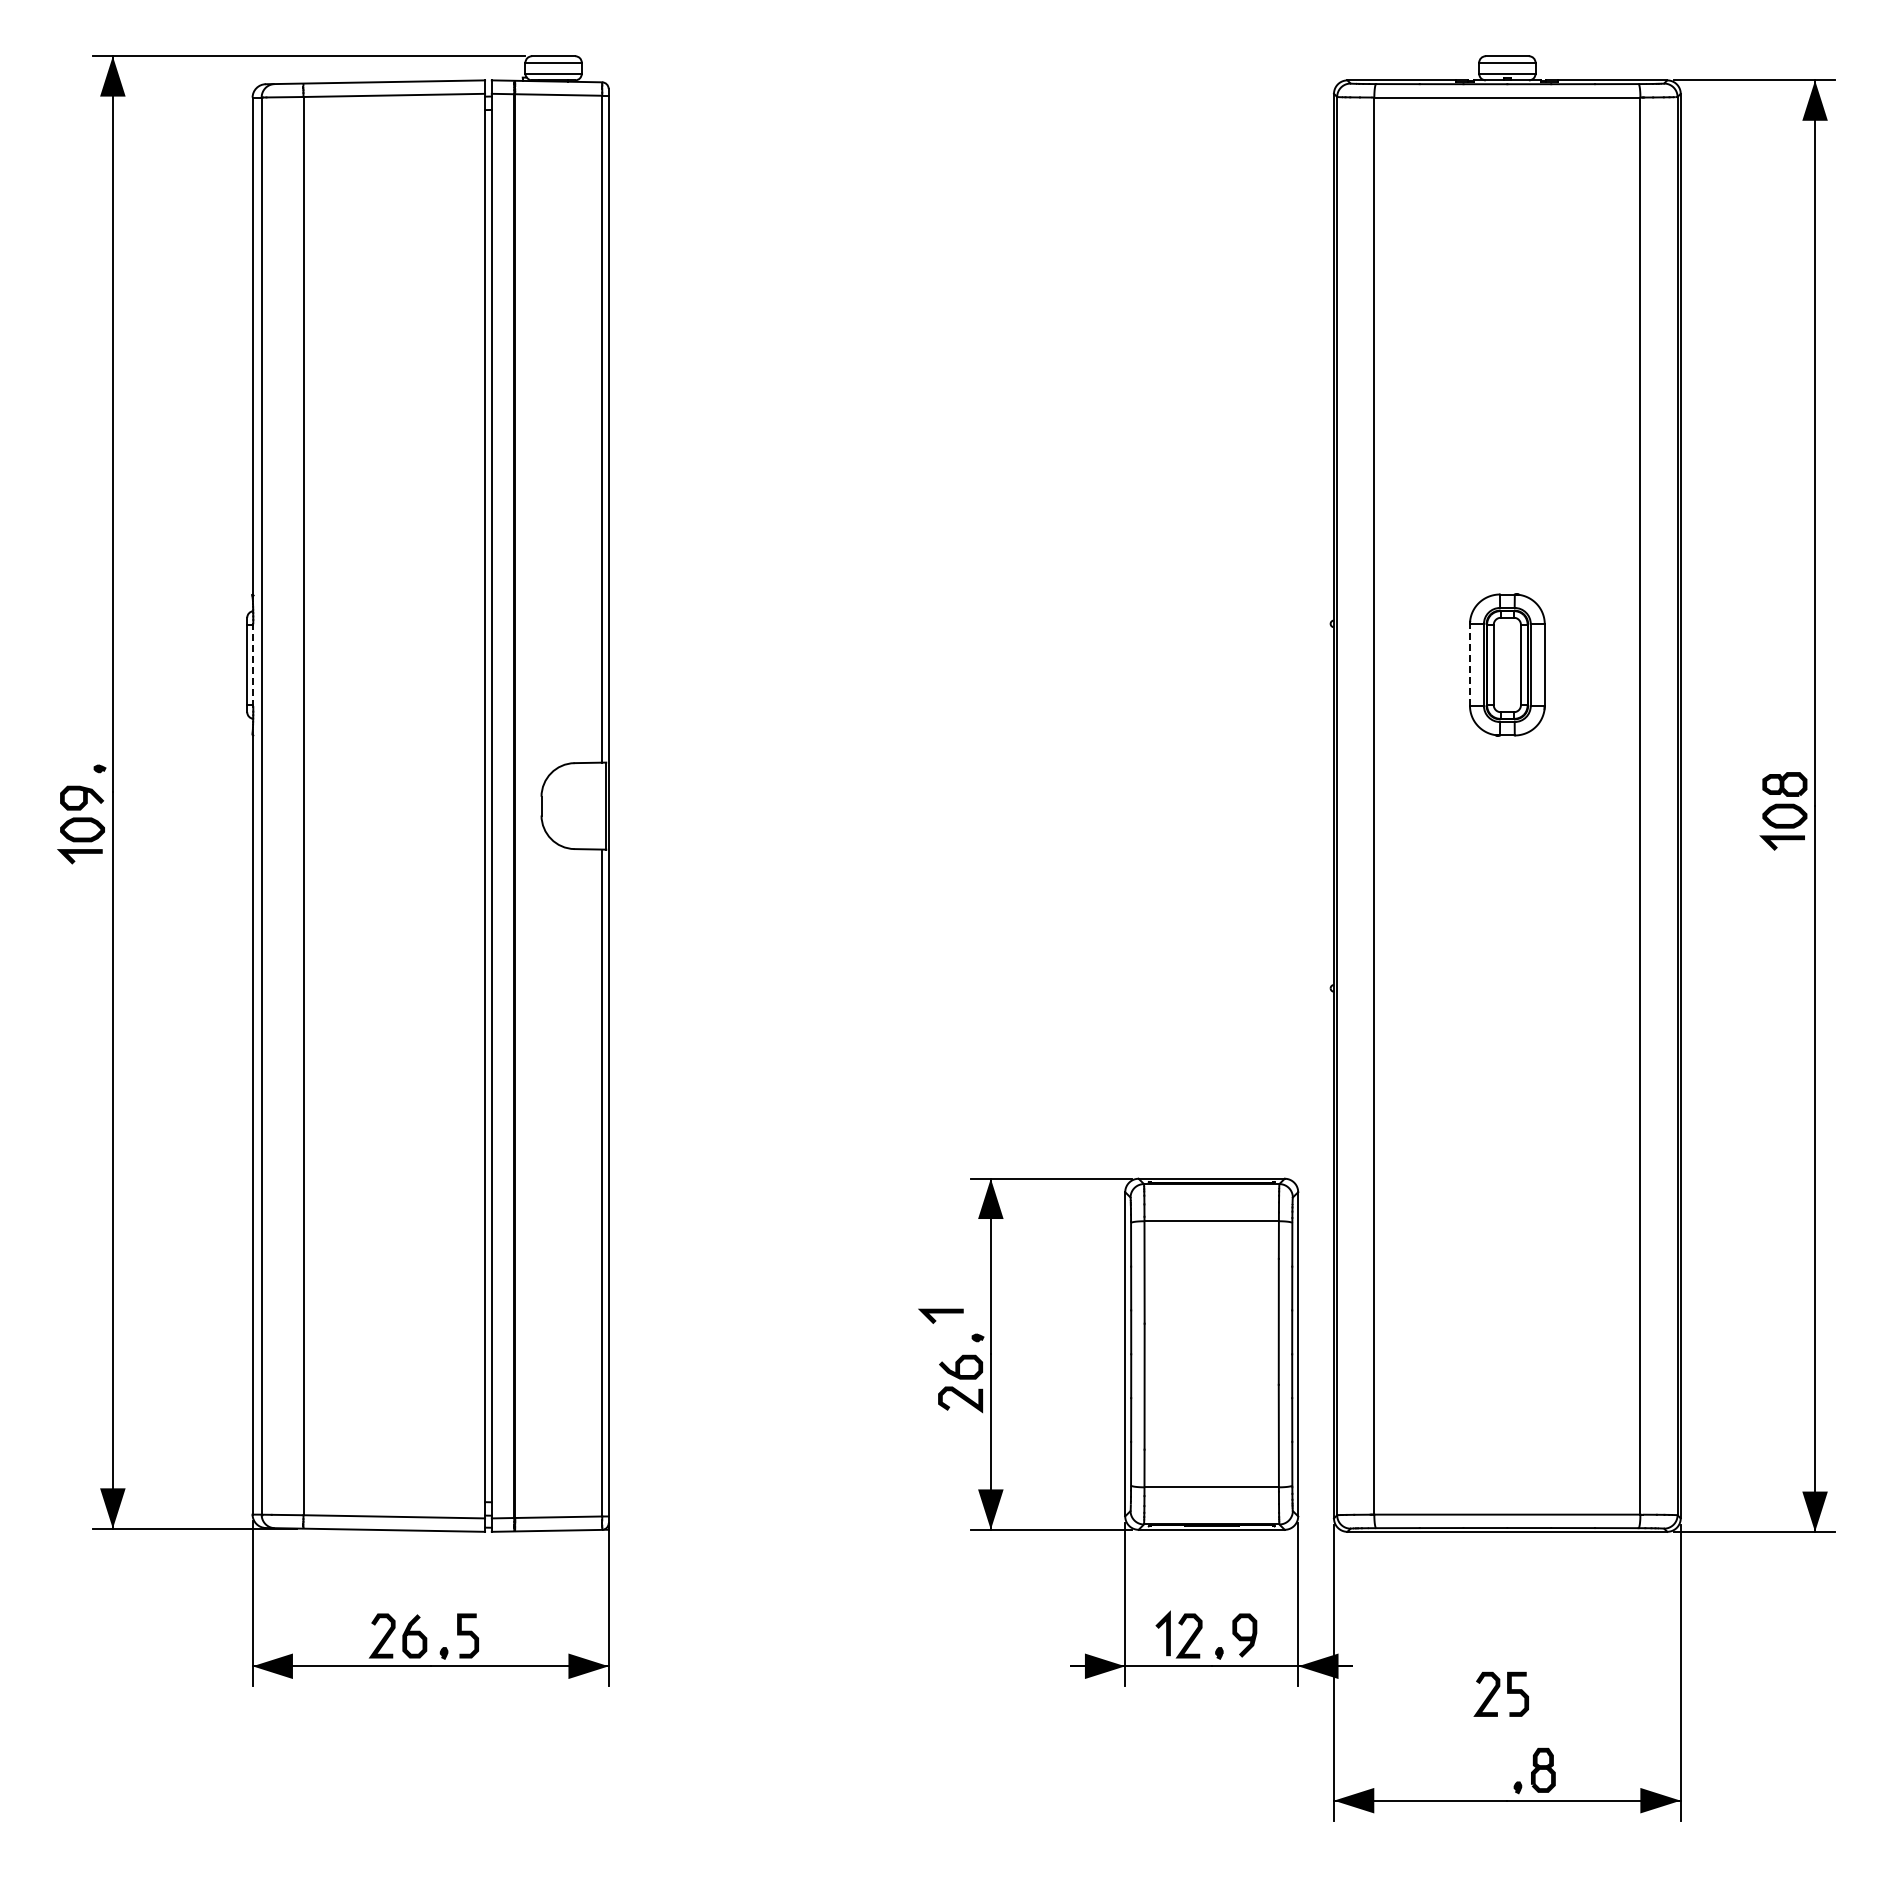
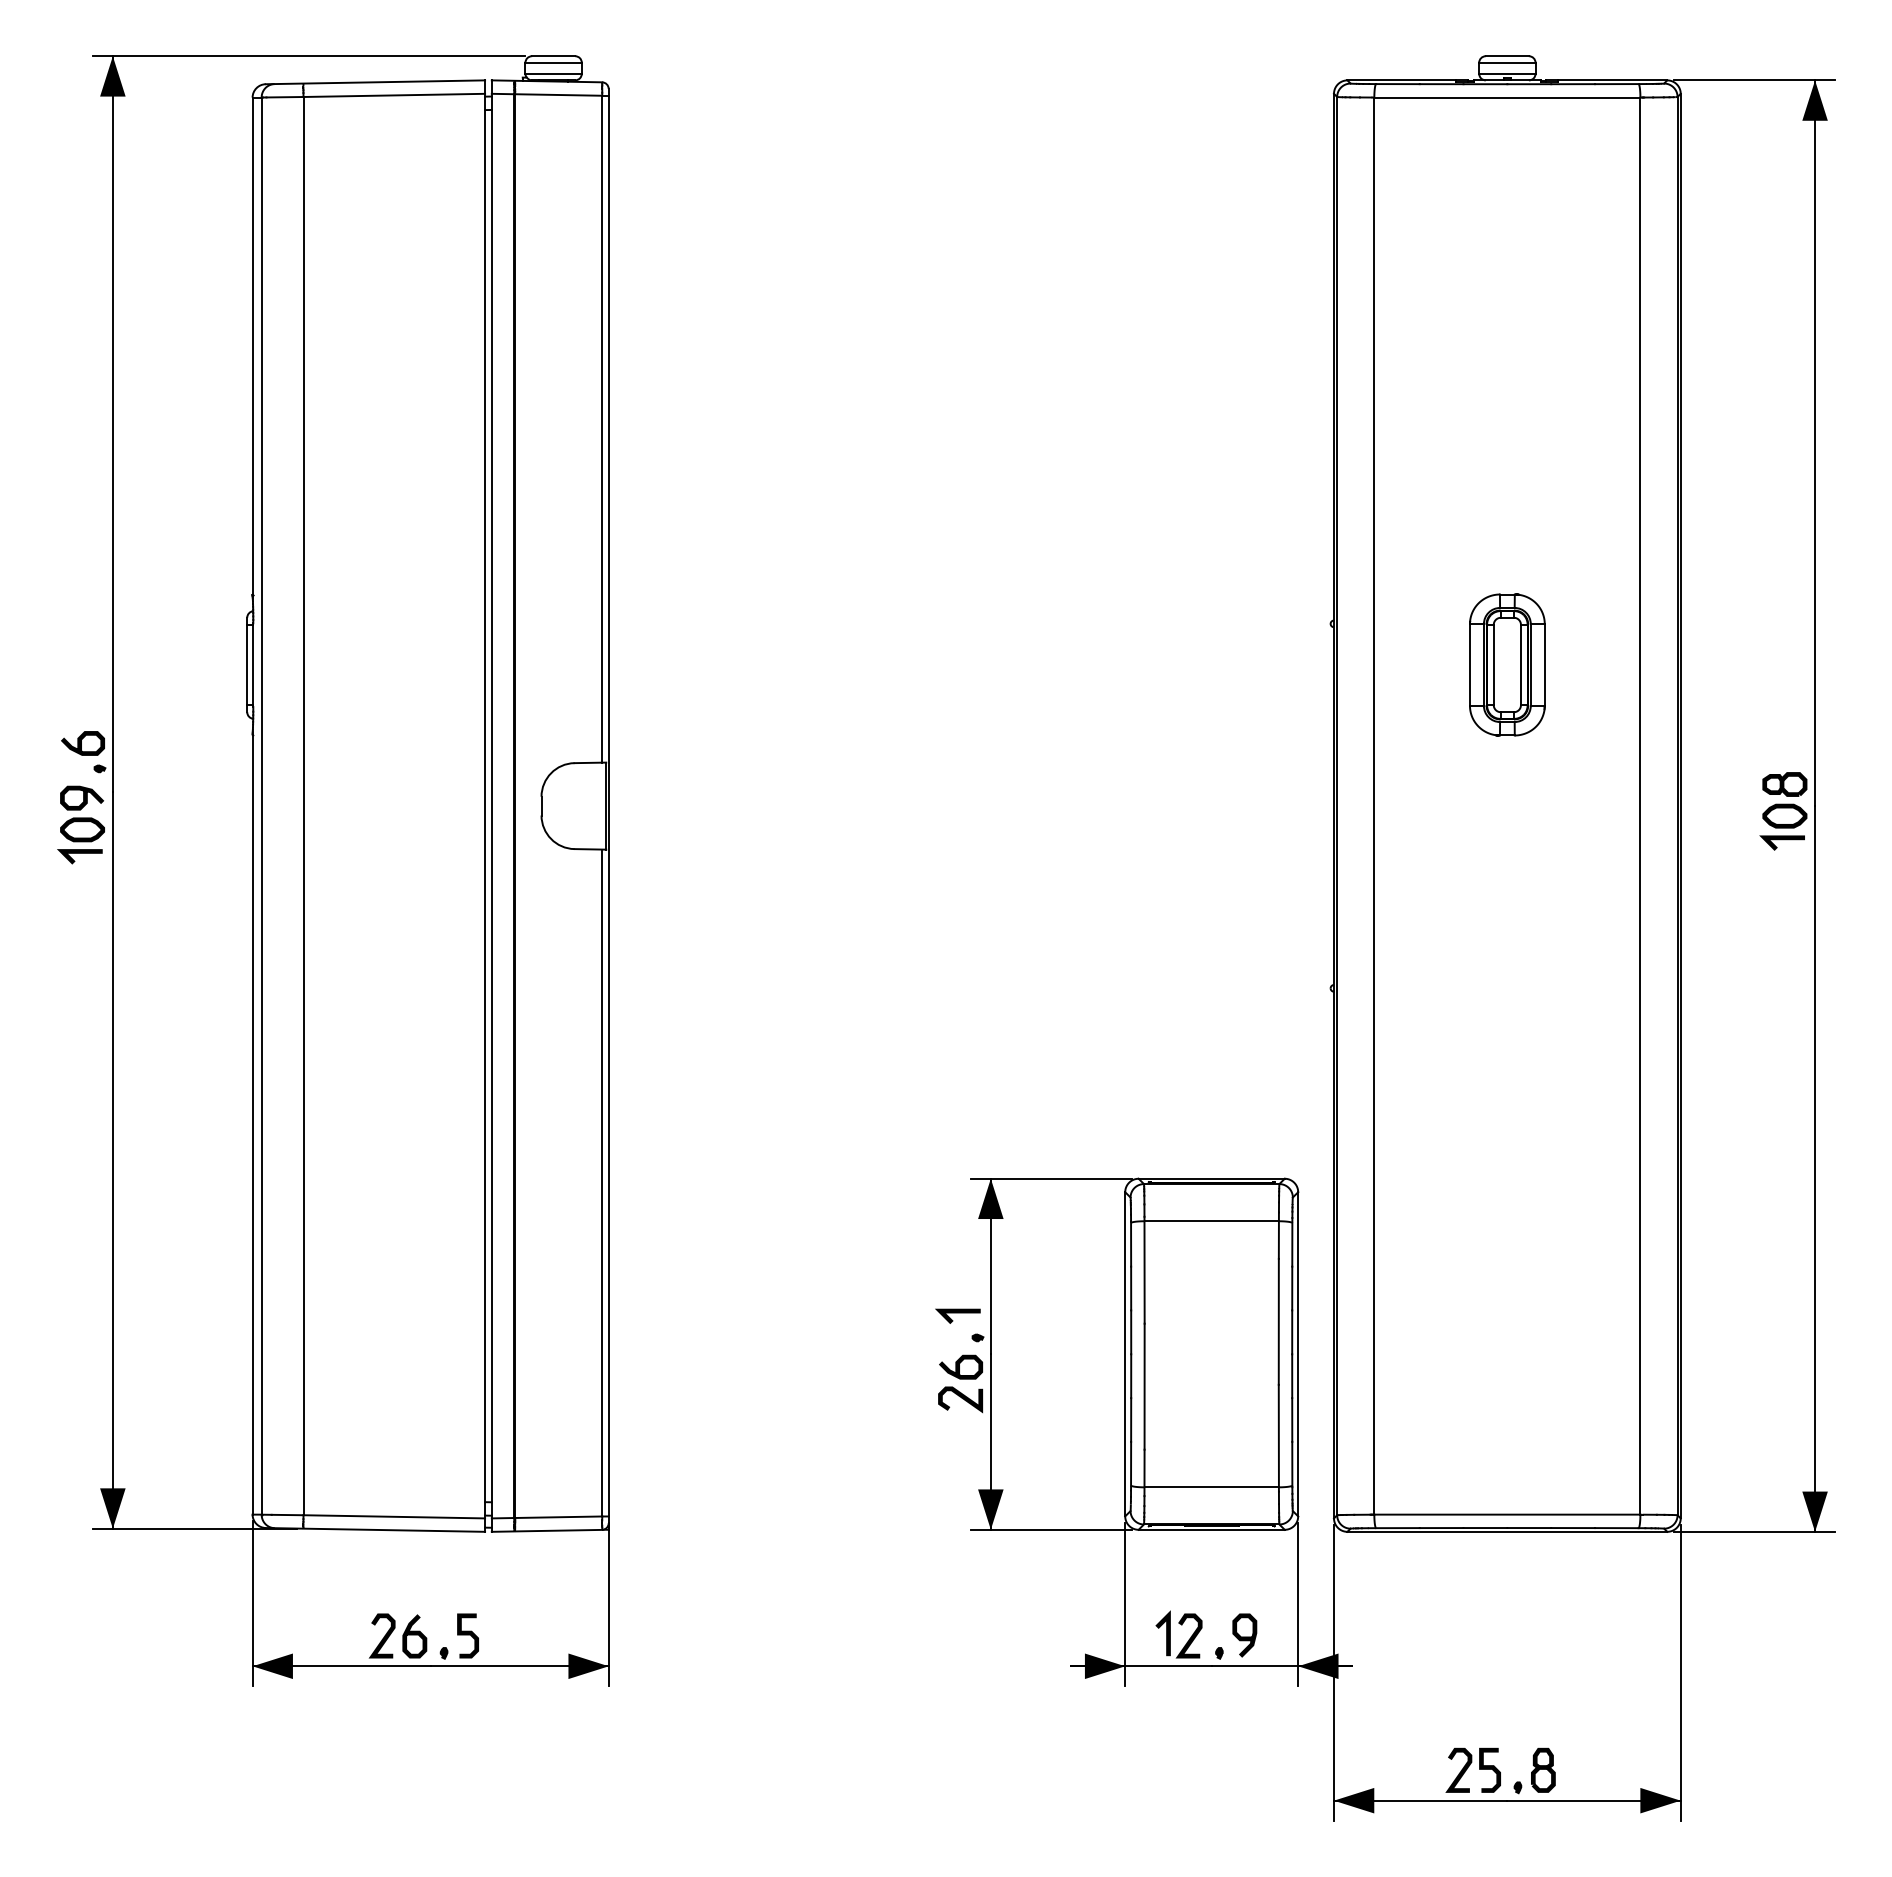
line: dashed -> solid (253, 665)
line: dashed -> solid (1469, 665)
curve: none -> present (81, 743)
line position: (940, 1313) -> (957, 1313) (957, 1313)
part position: (1500, 1693) -> (1472, 1769) (1472, 1769)
